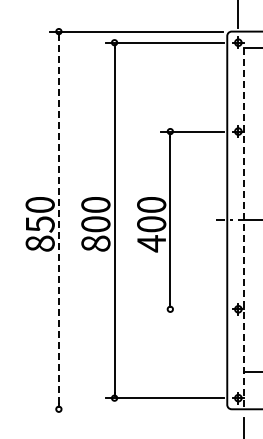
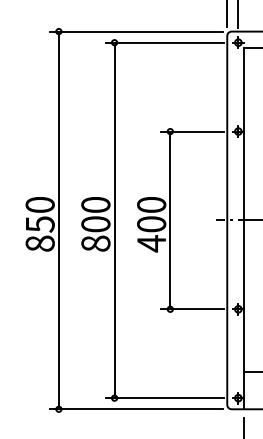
line: none -> present (227, 14)
line: dashed -> solid (58, 220)
line: dashed -> solid (244, 229)
line: none -> present (192, 309)
line: none -> present (136, 409)
